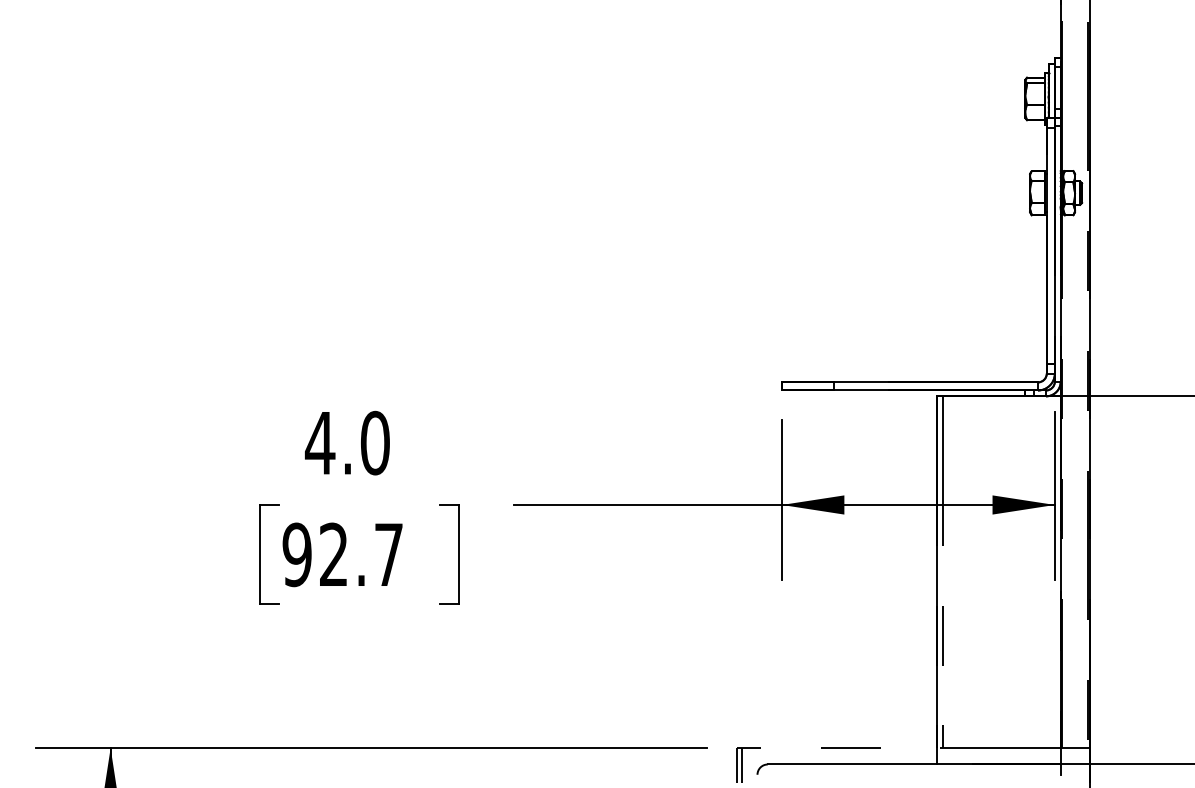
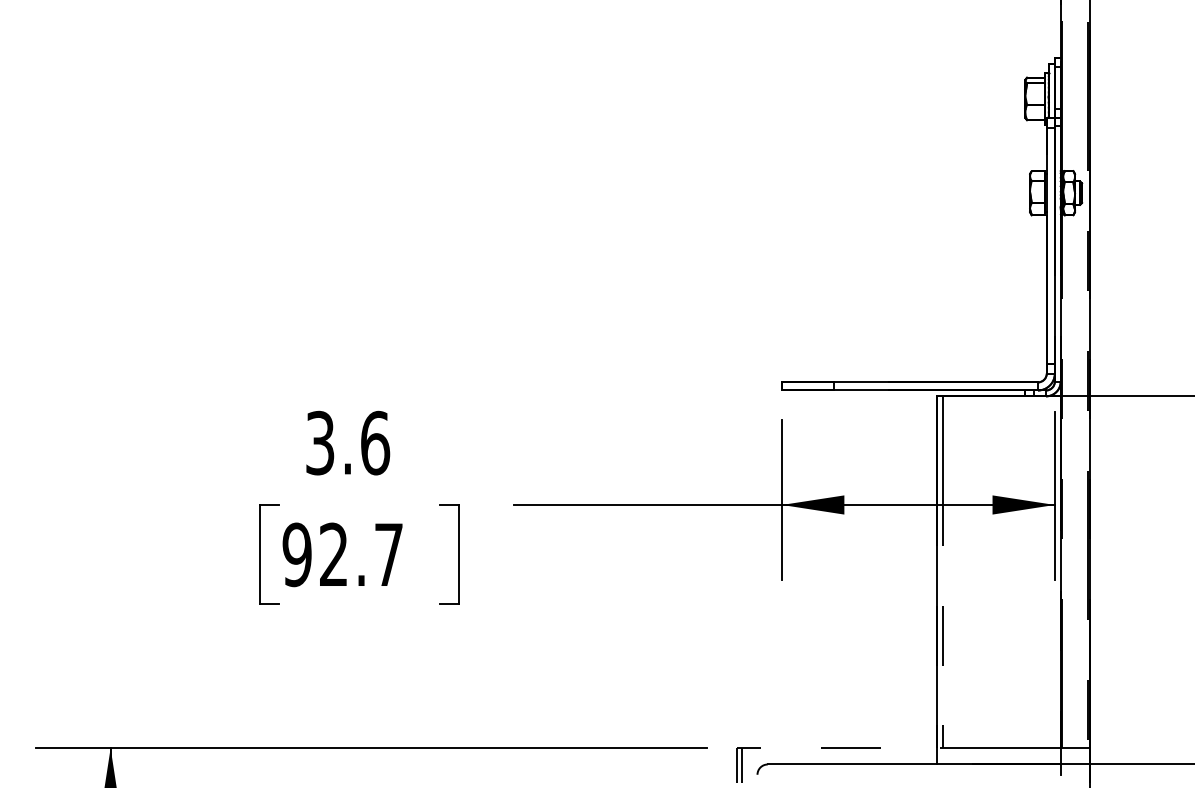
text: 4.0 -> 3.6 (347, 442)
